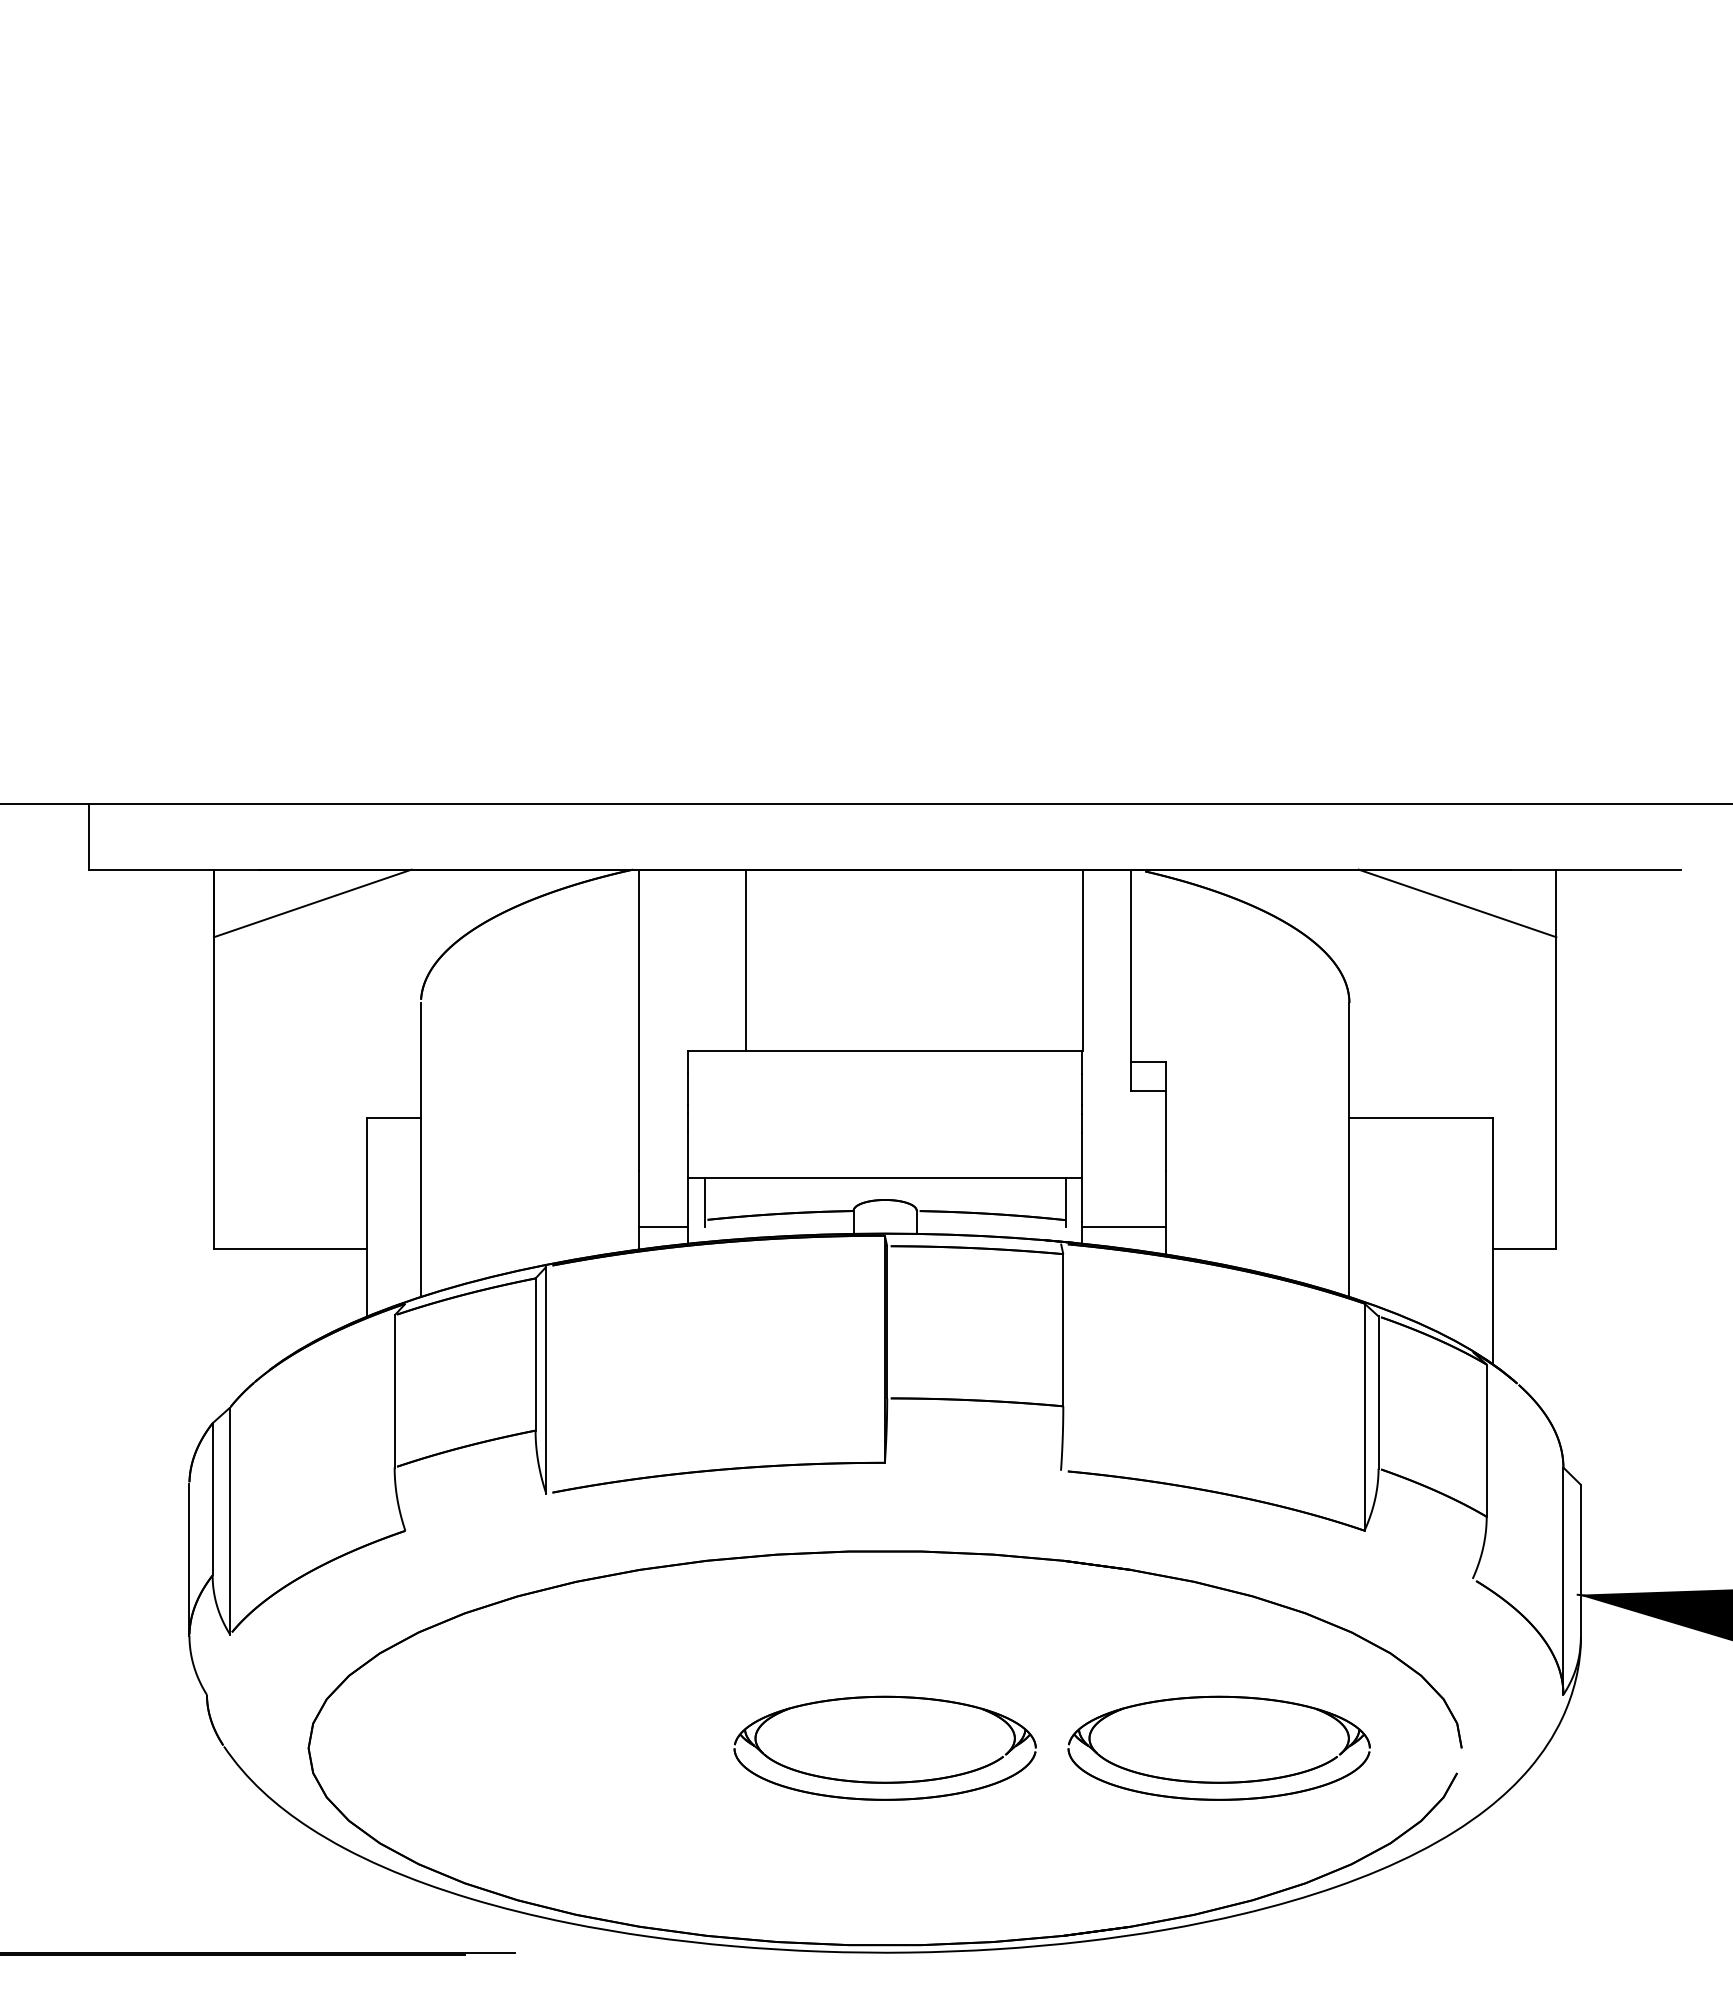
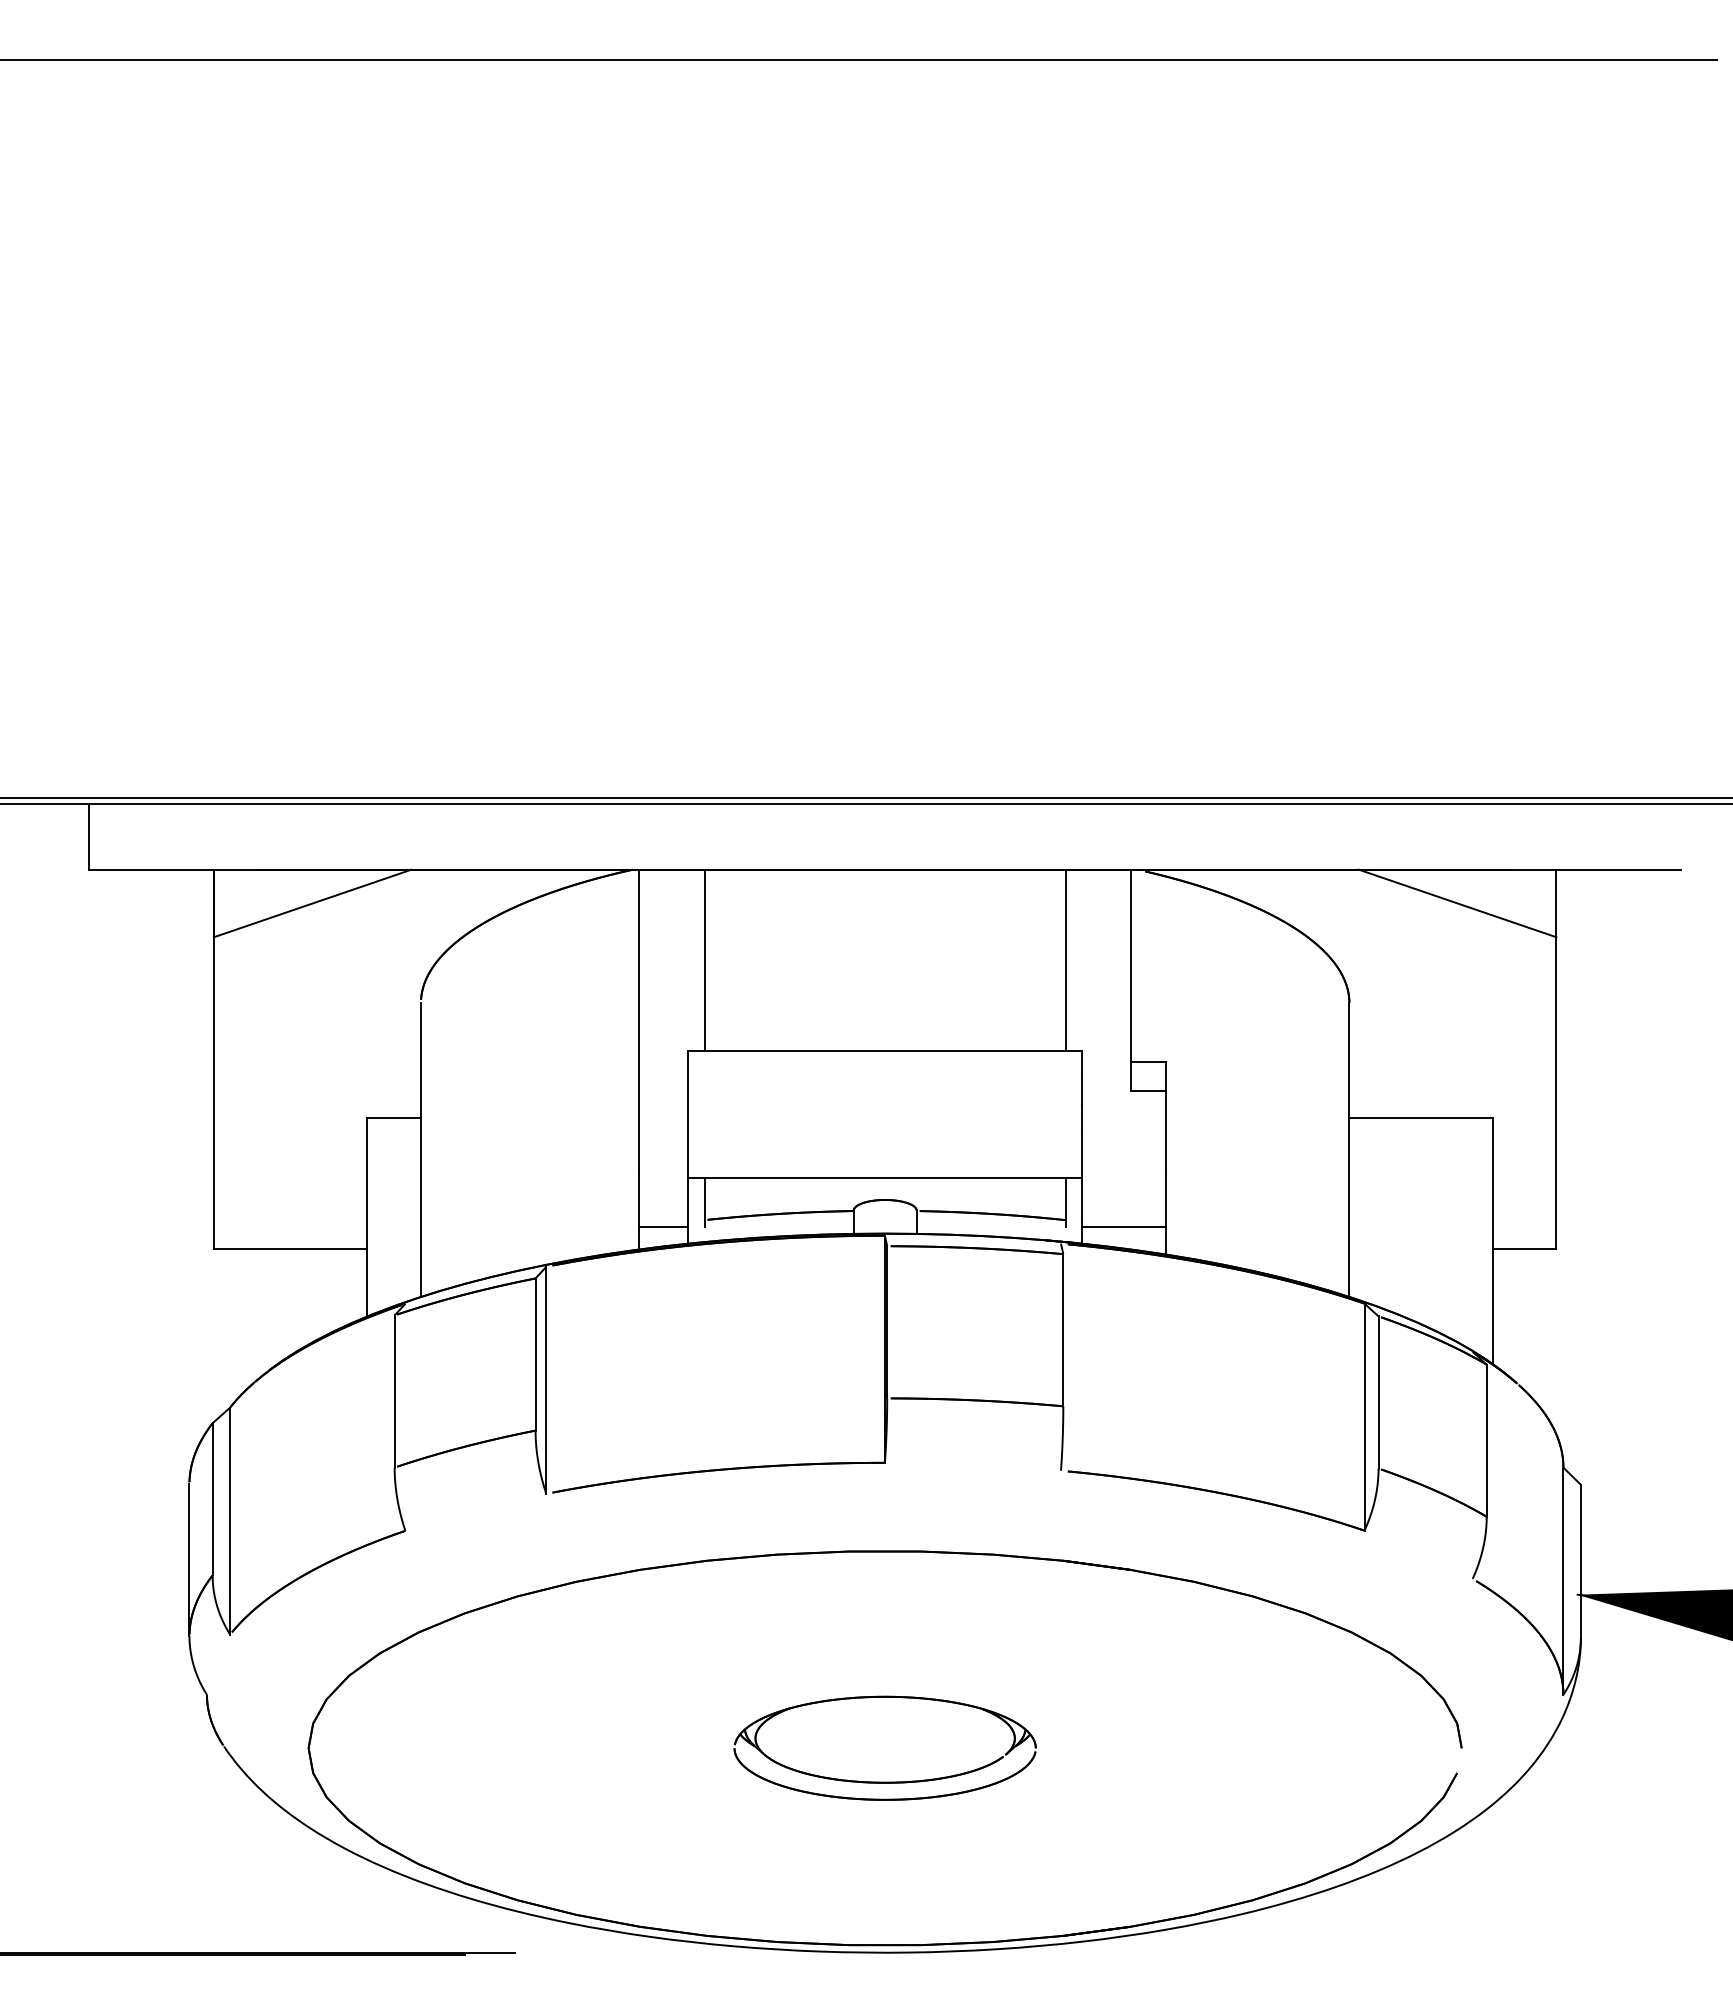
line: none -> present (859, 60)
line: none -> present (865, 798)
line position: (745, 960) -> (704, 960) (704, 960)
line position: (1082, 960) -> (1065, 960) (1065, 960)
part: present -> none (1218, 1781)
